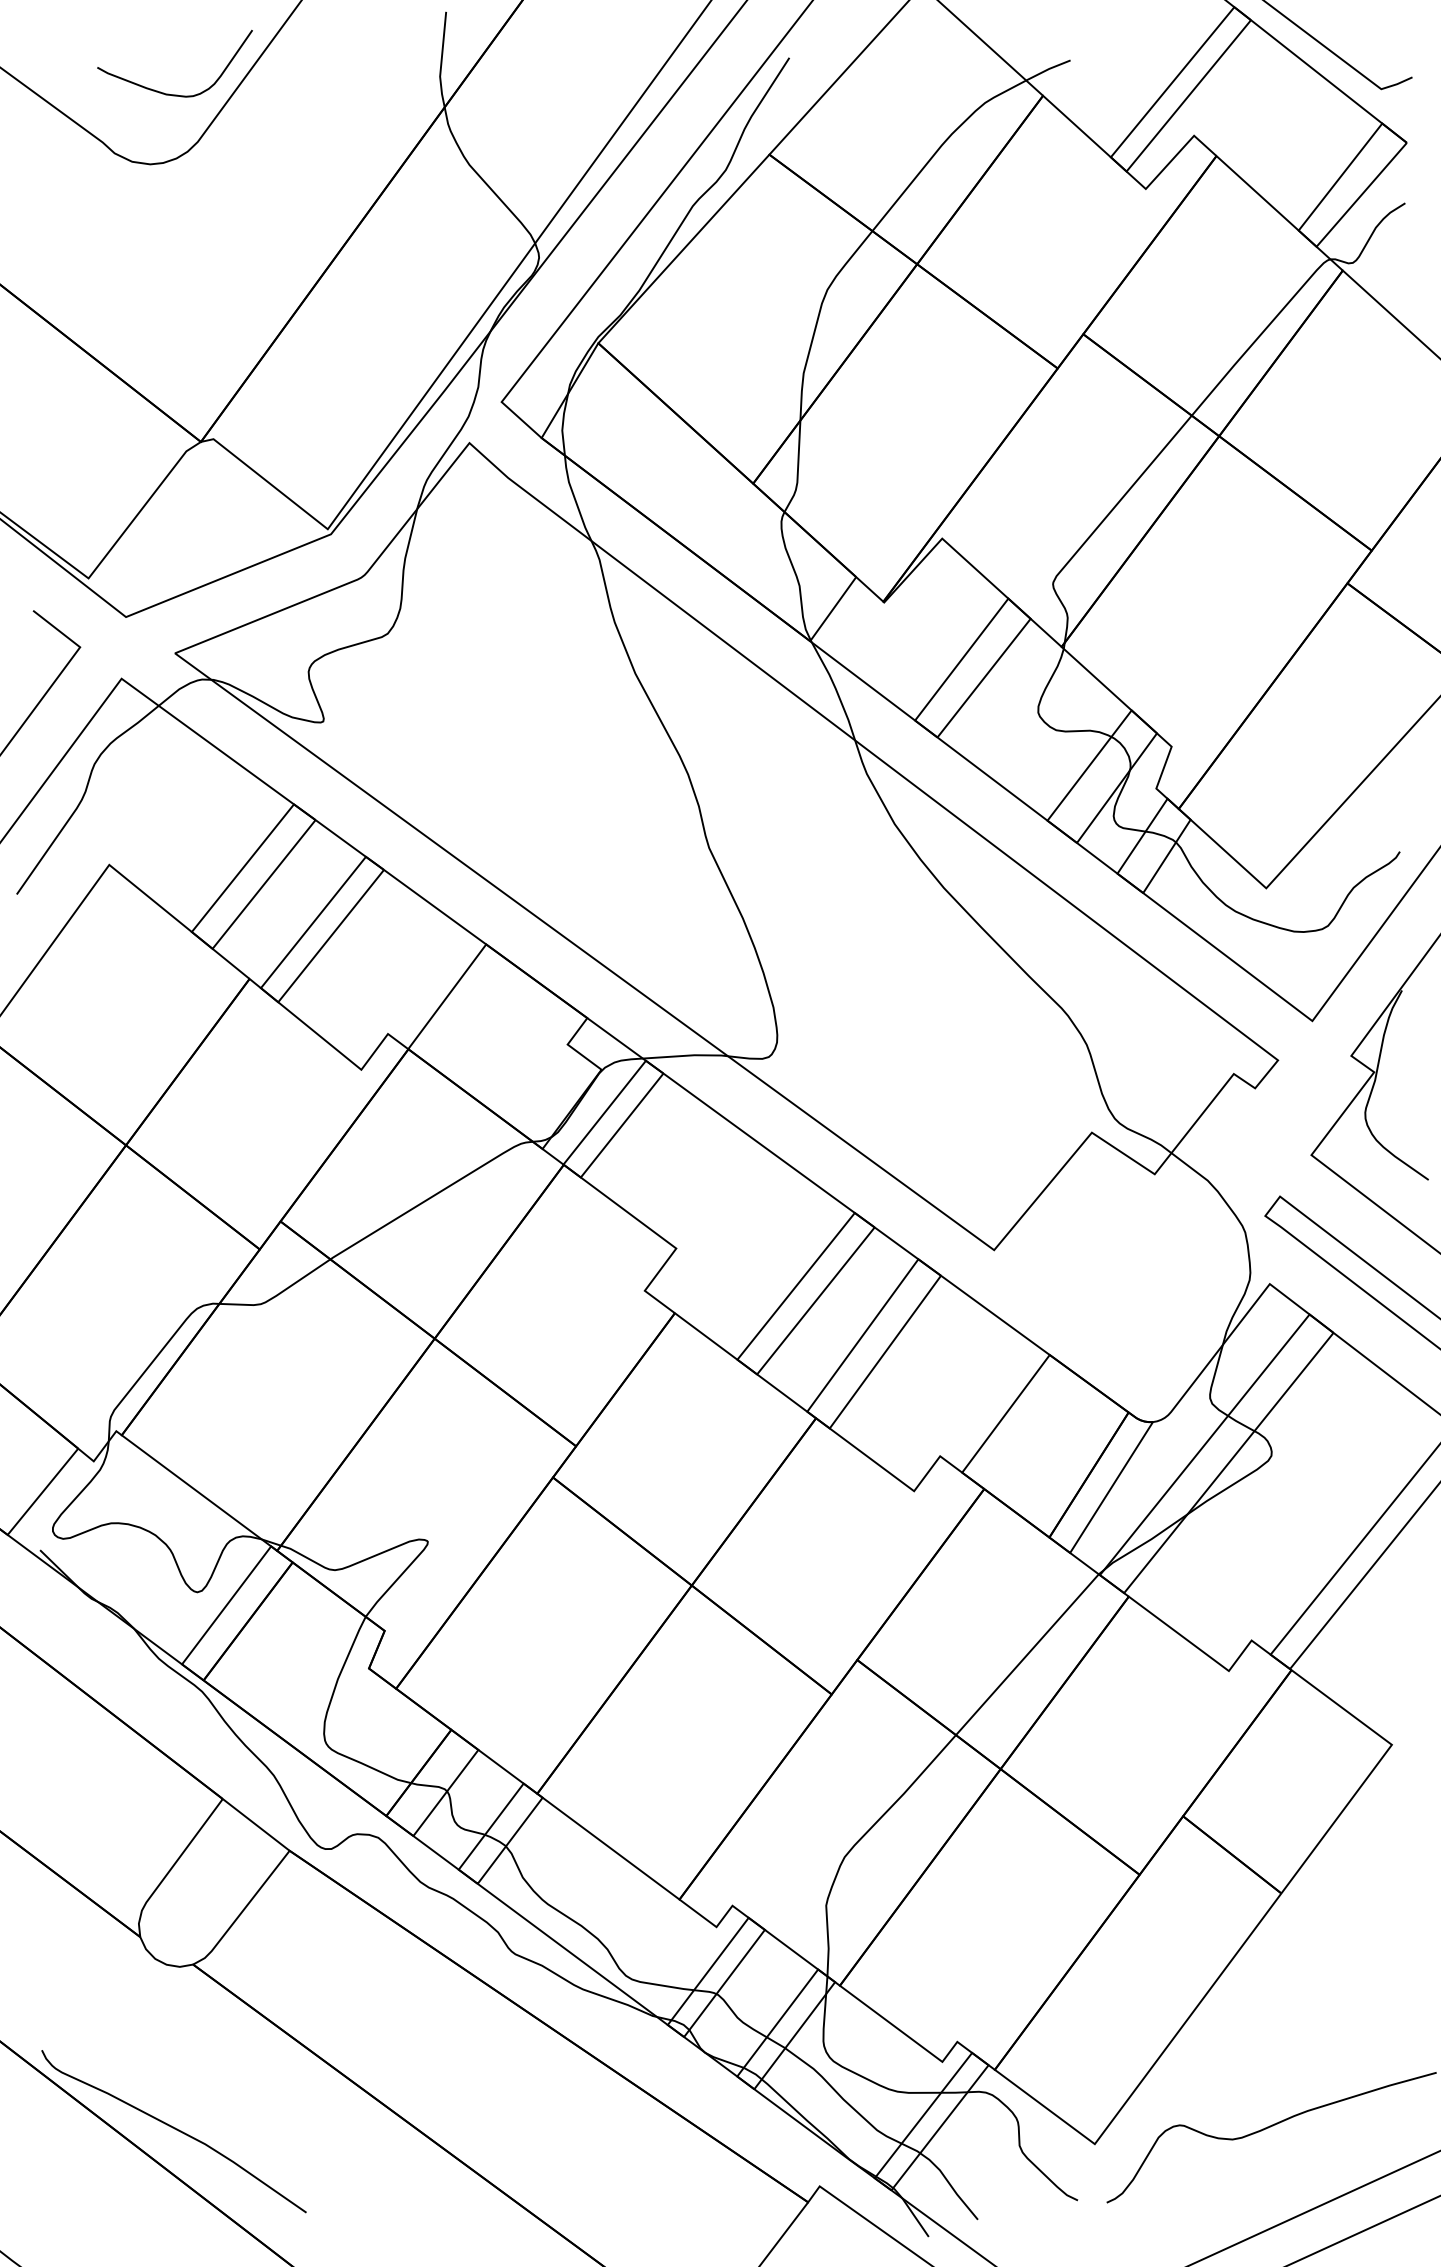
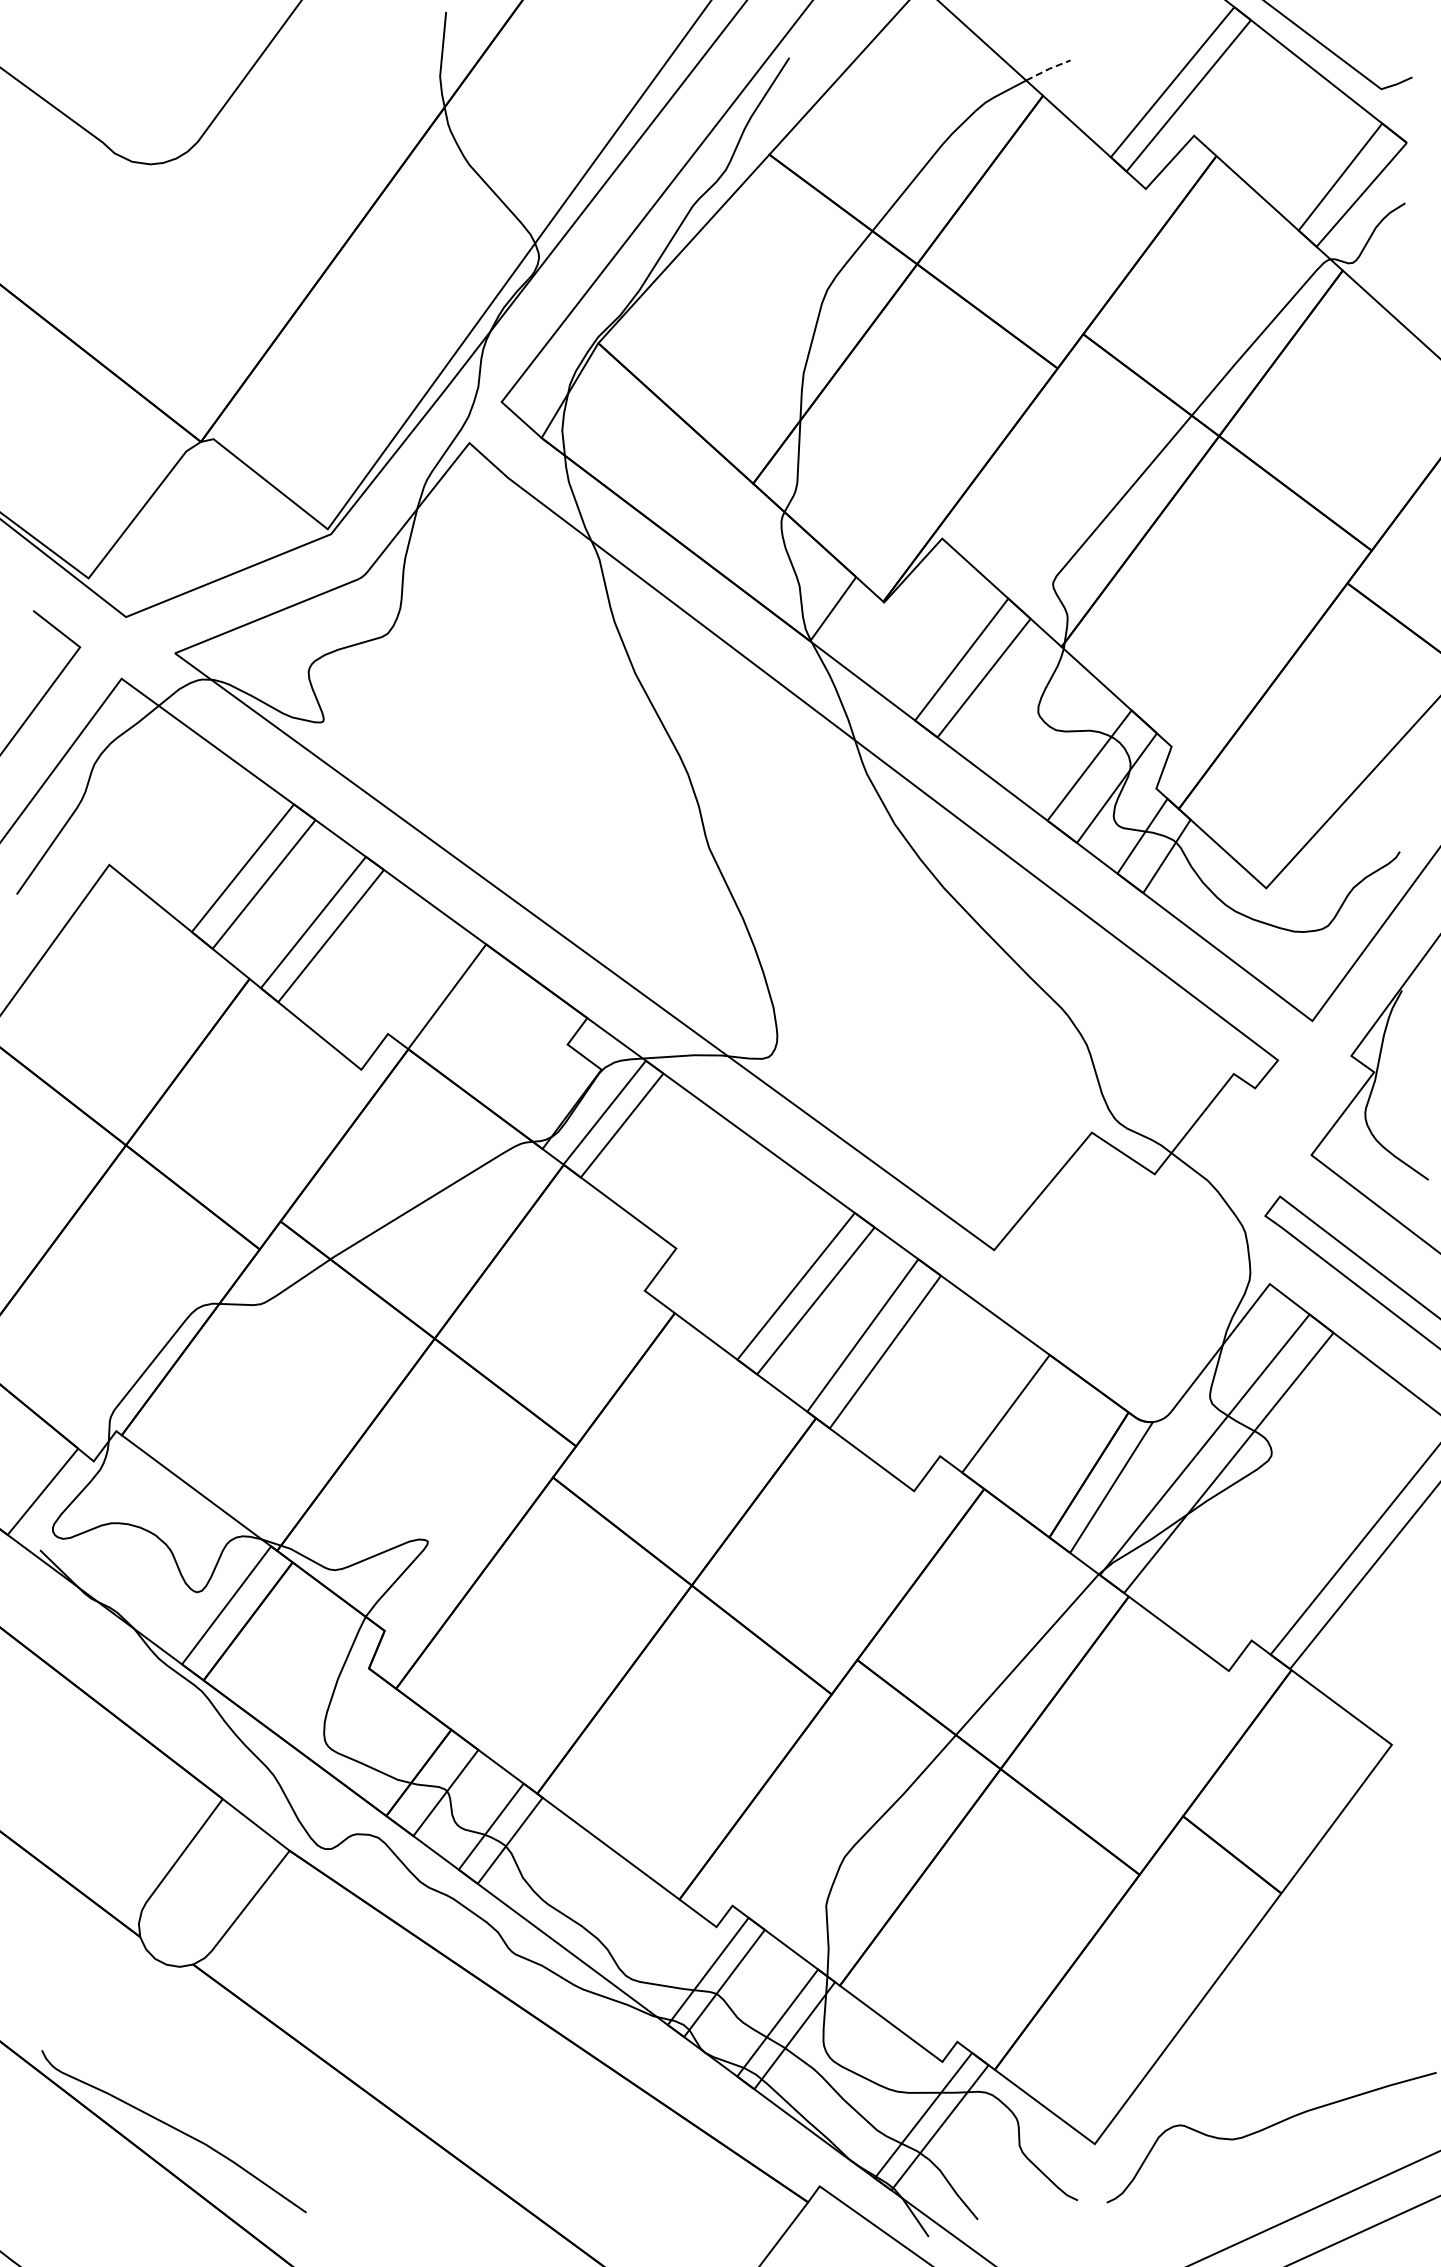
line: solid -> dashed (1048, 69)
curve: present -> none (168, 93)
